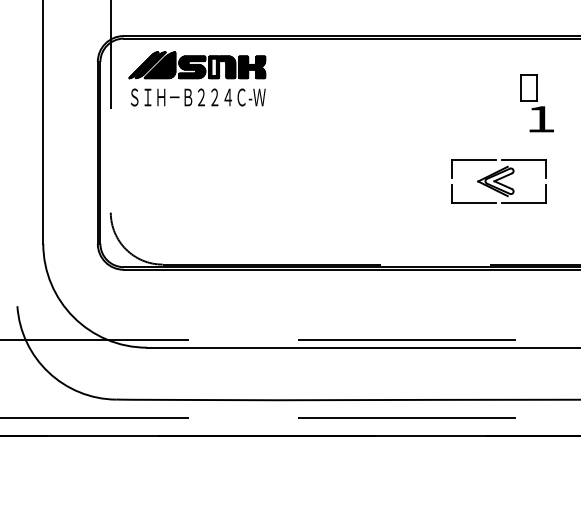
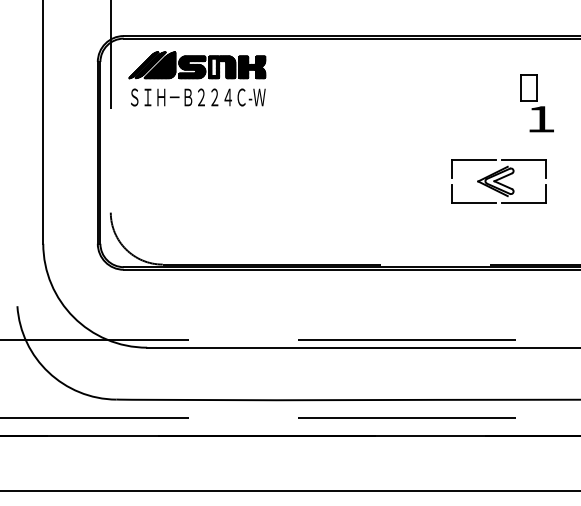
line: none -> present (289, 490)
